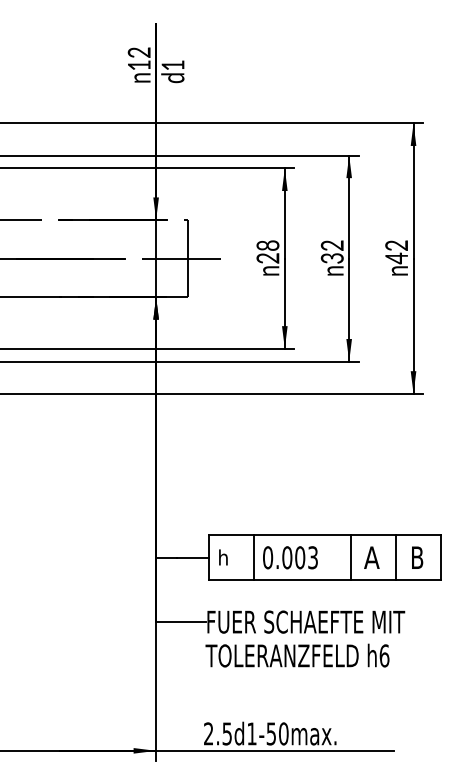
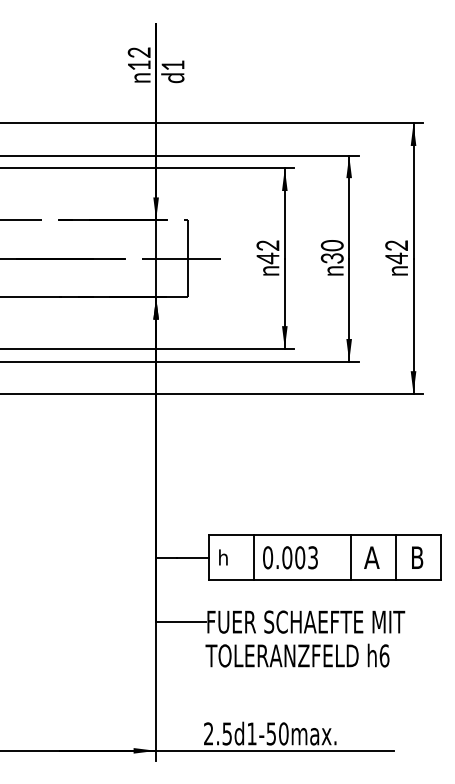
text: 32 -> 30 (332, 245)
text: 28 -> 42 (267, 252)
